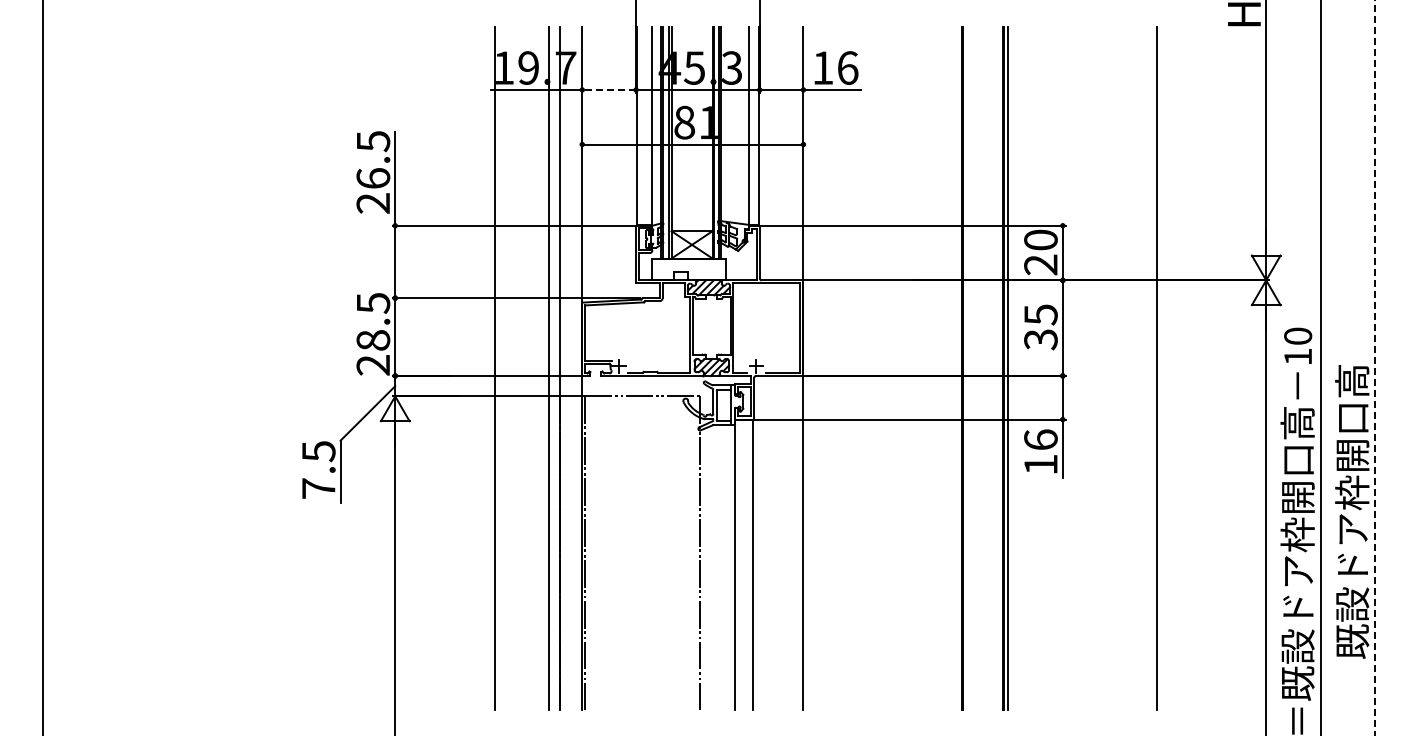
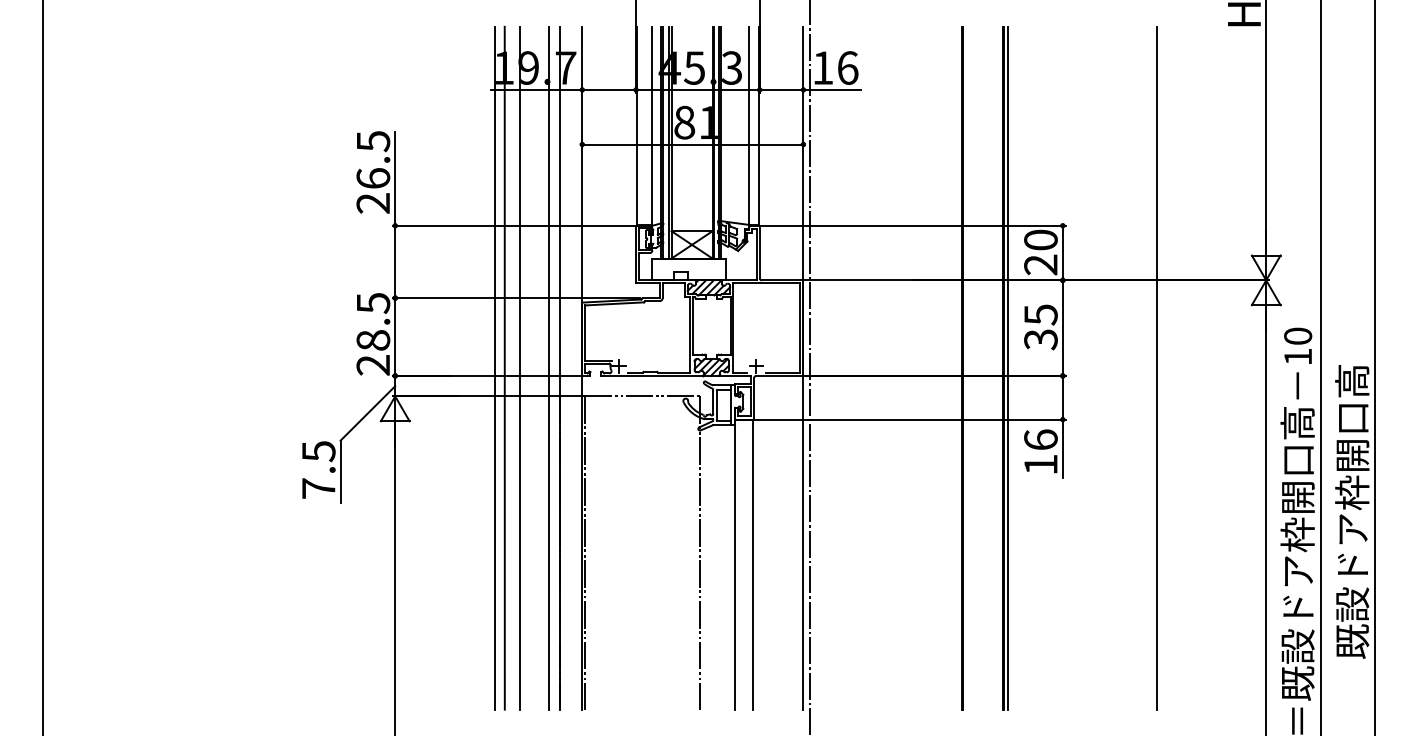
line: dashed -> solid (609, 89)
line: none -> present (504, 367)
line: none -> present (520, 367)
line: none -> present (810, 367)
line: dashed -> solid (1375, 368)
